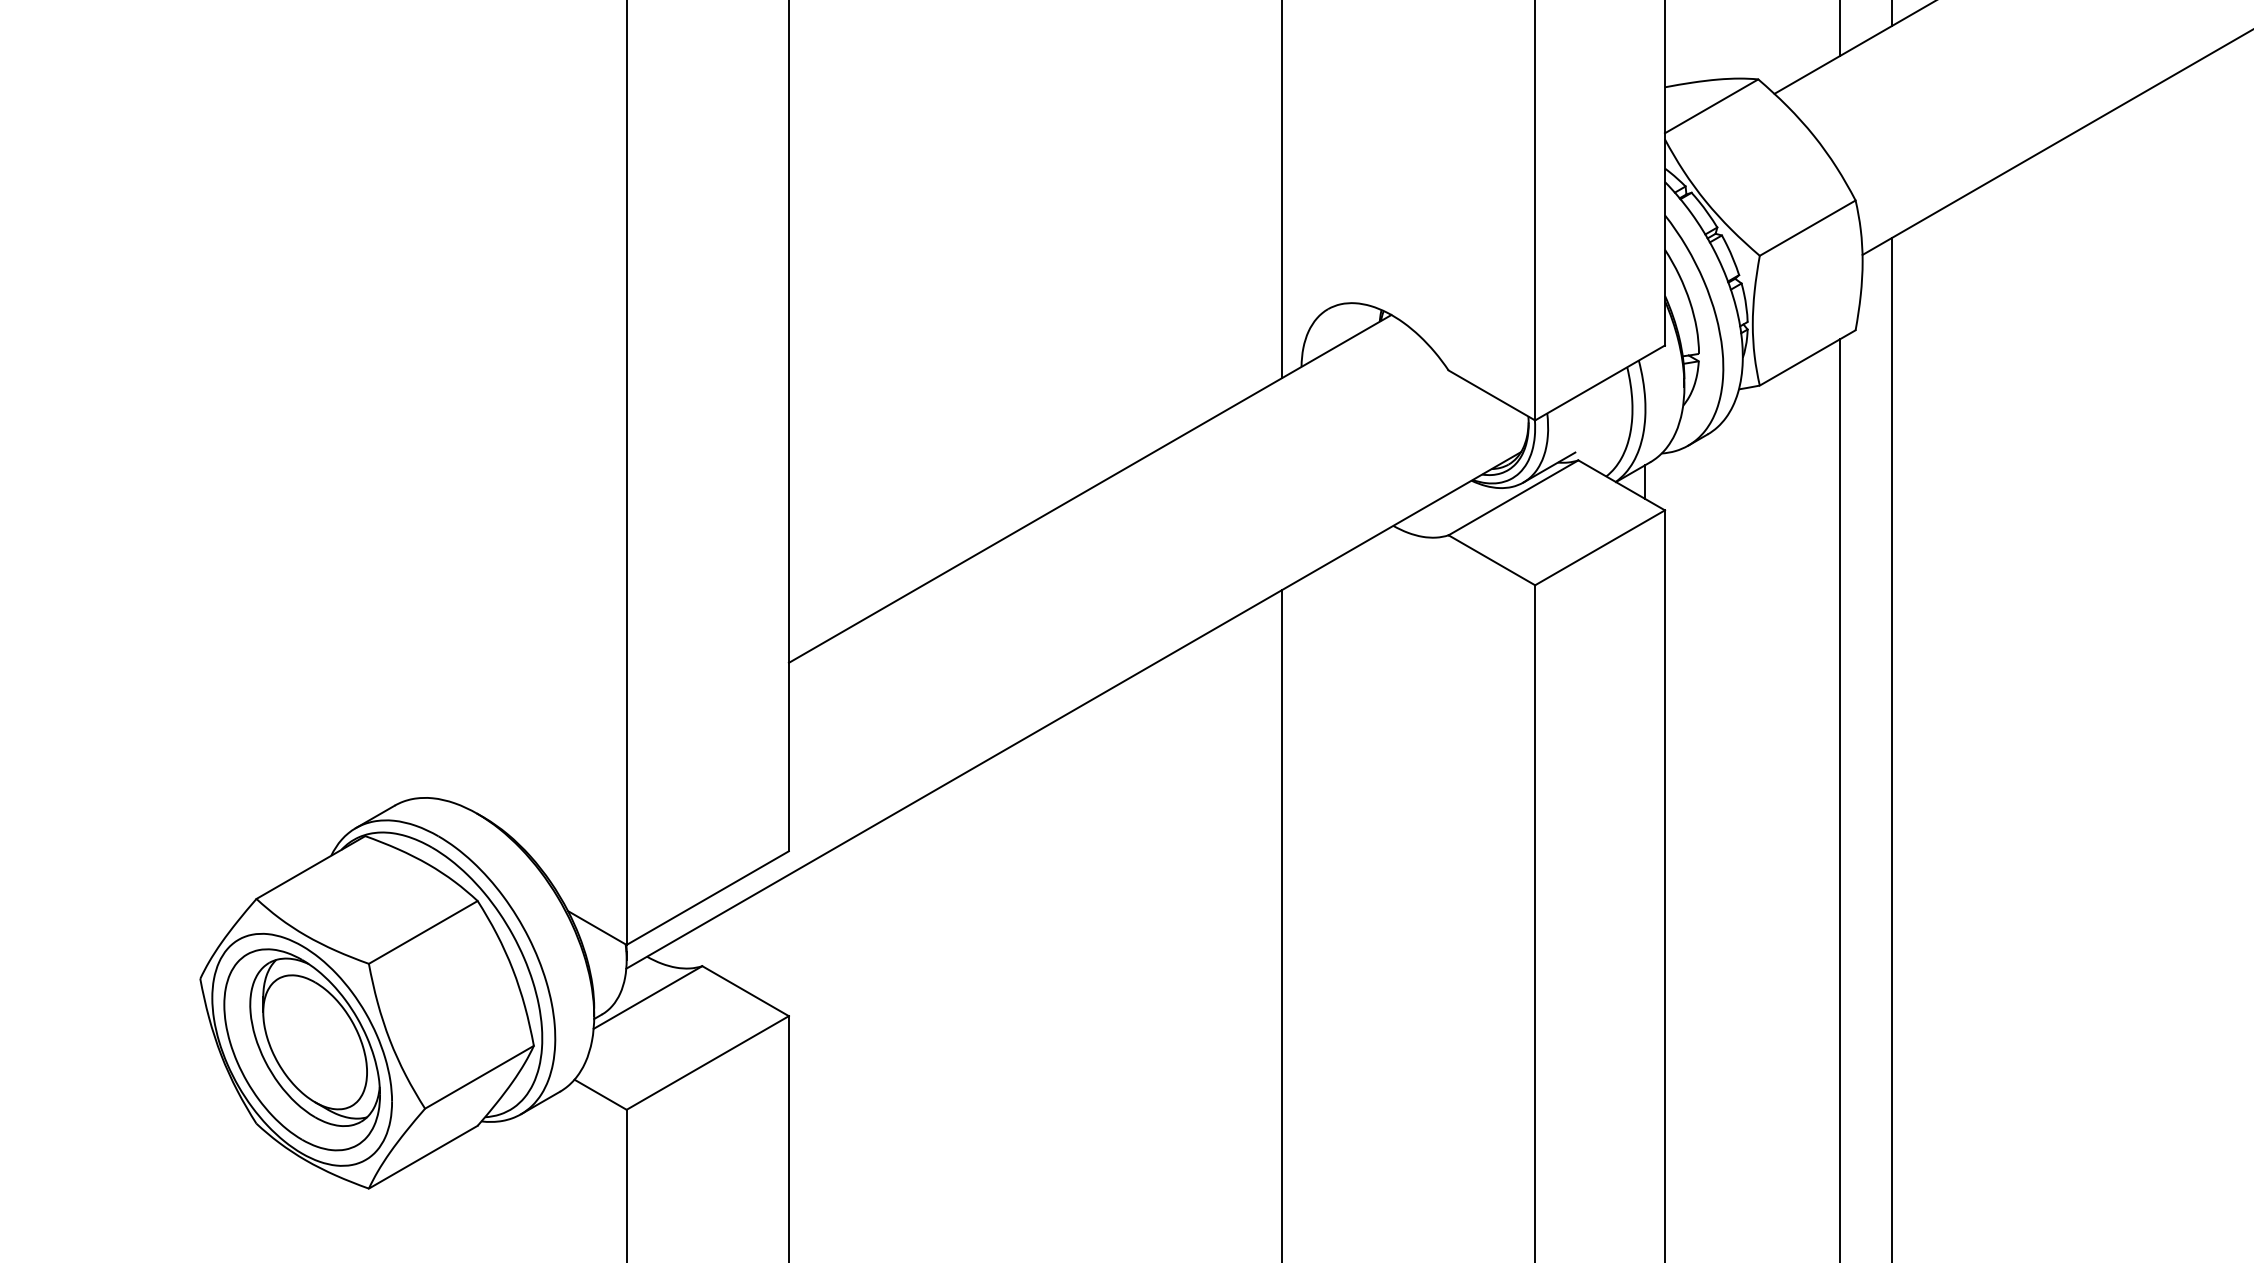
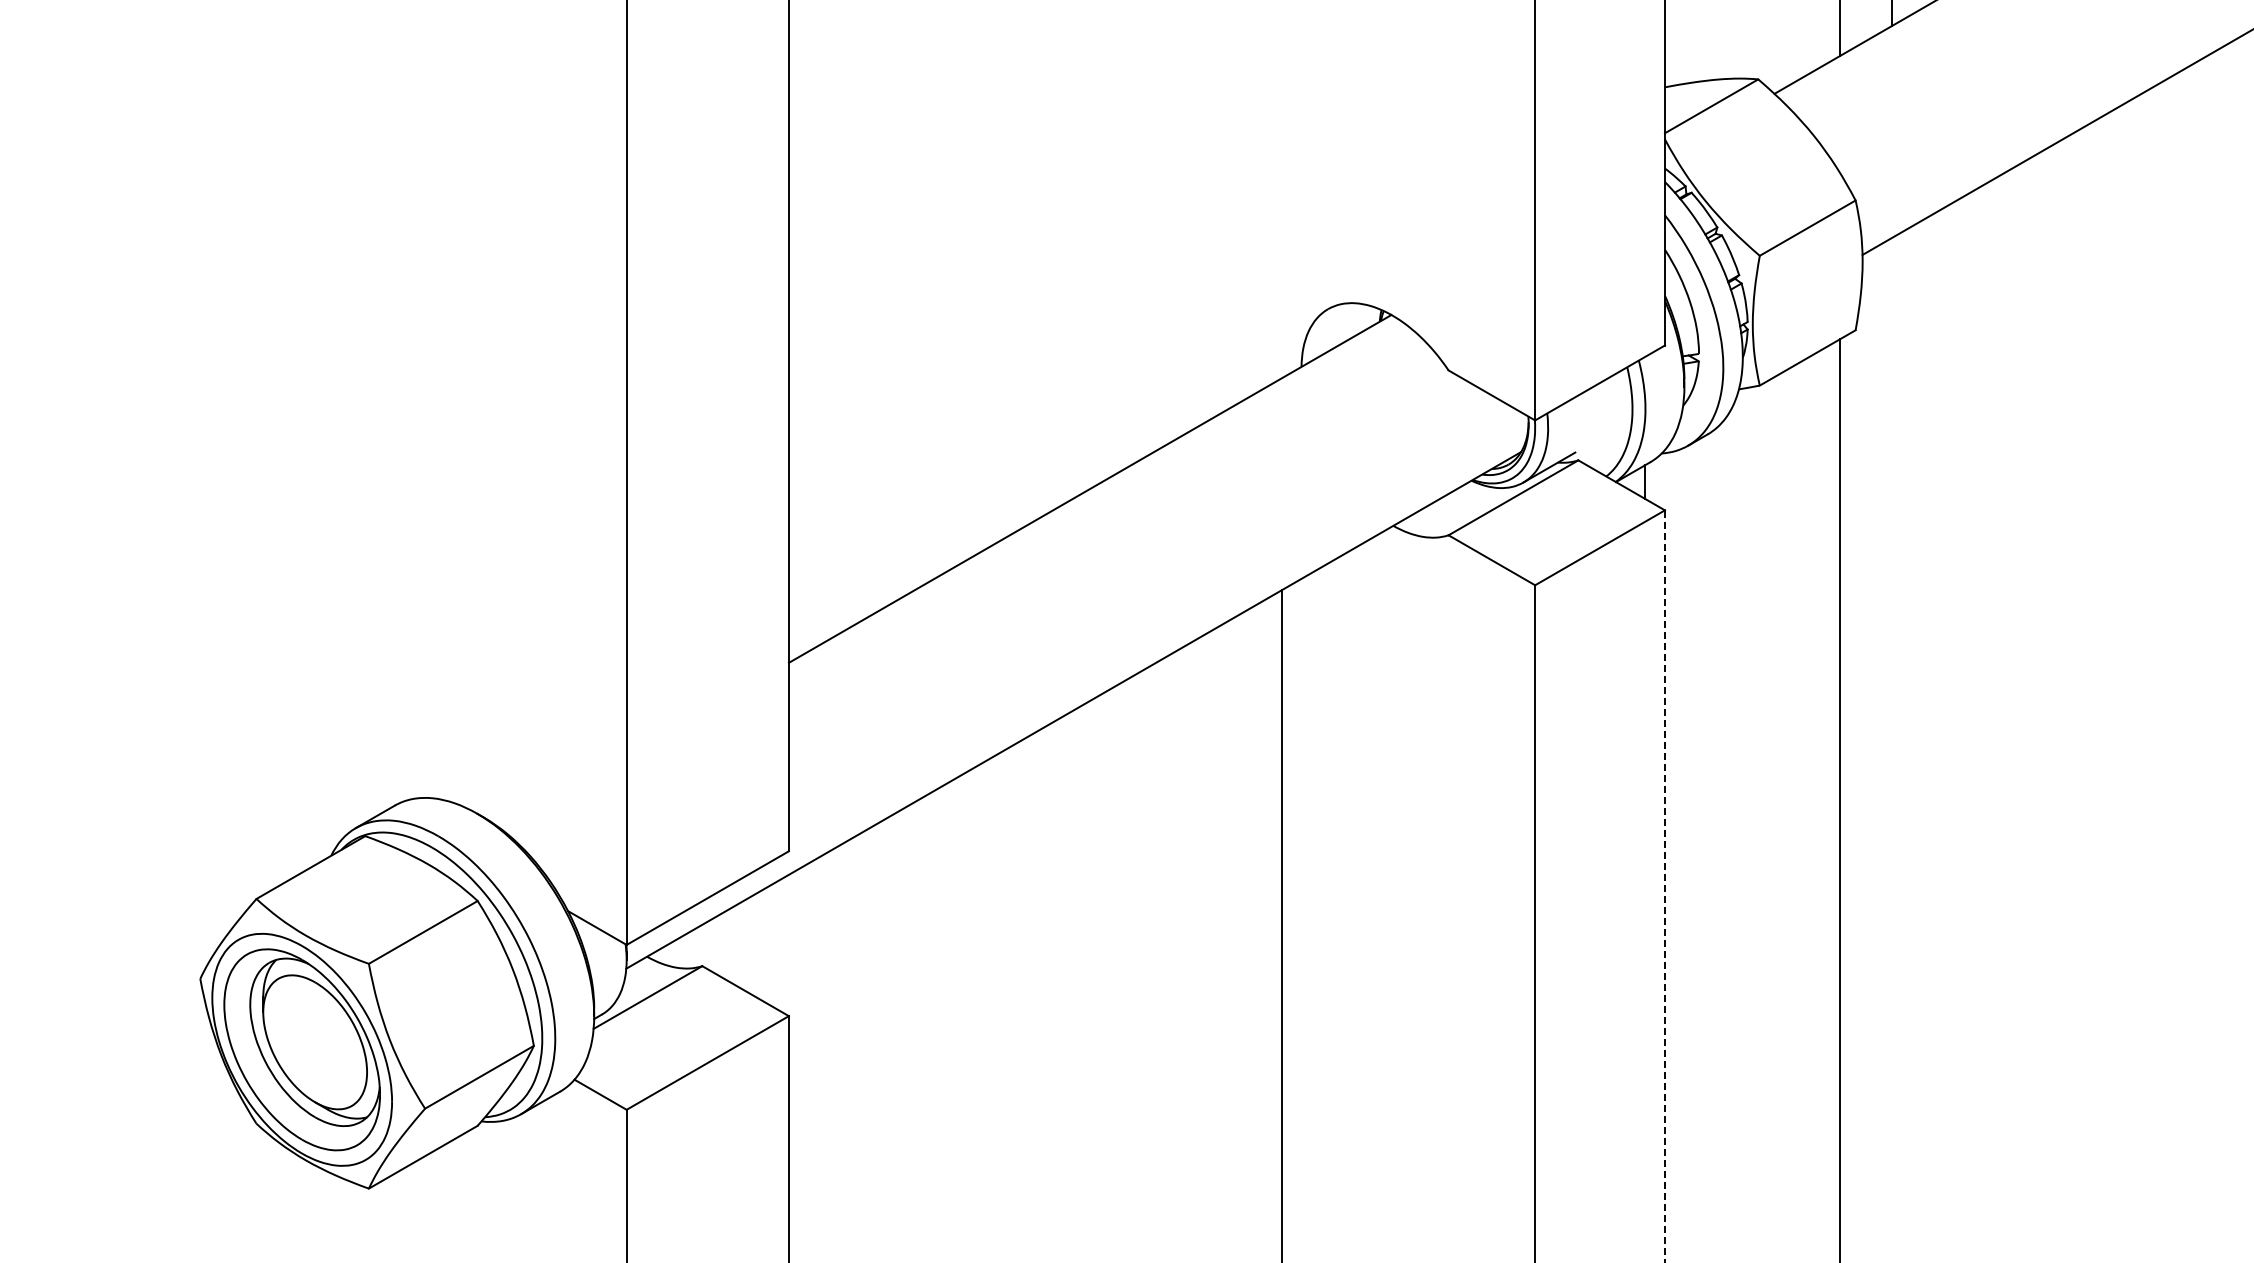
line: present -> none (1282, 190)
line: present -> none (1892, 748)
line: solid -> dashed (1664, 886)
